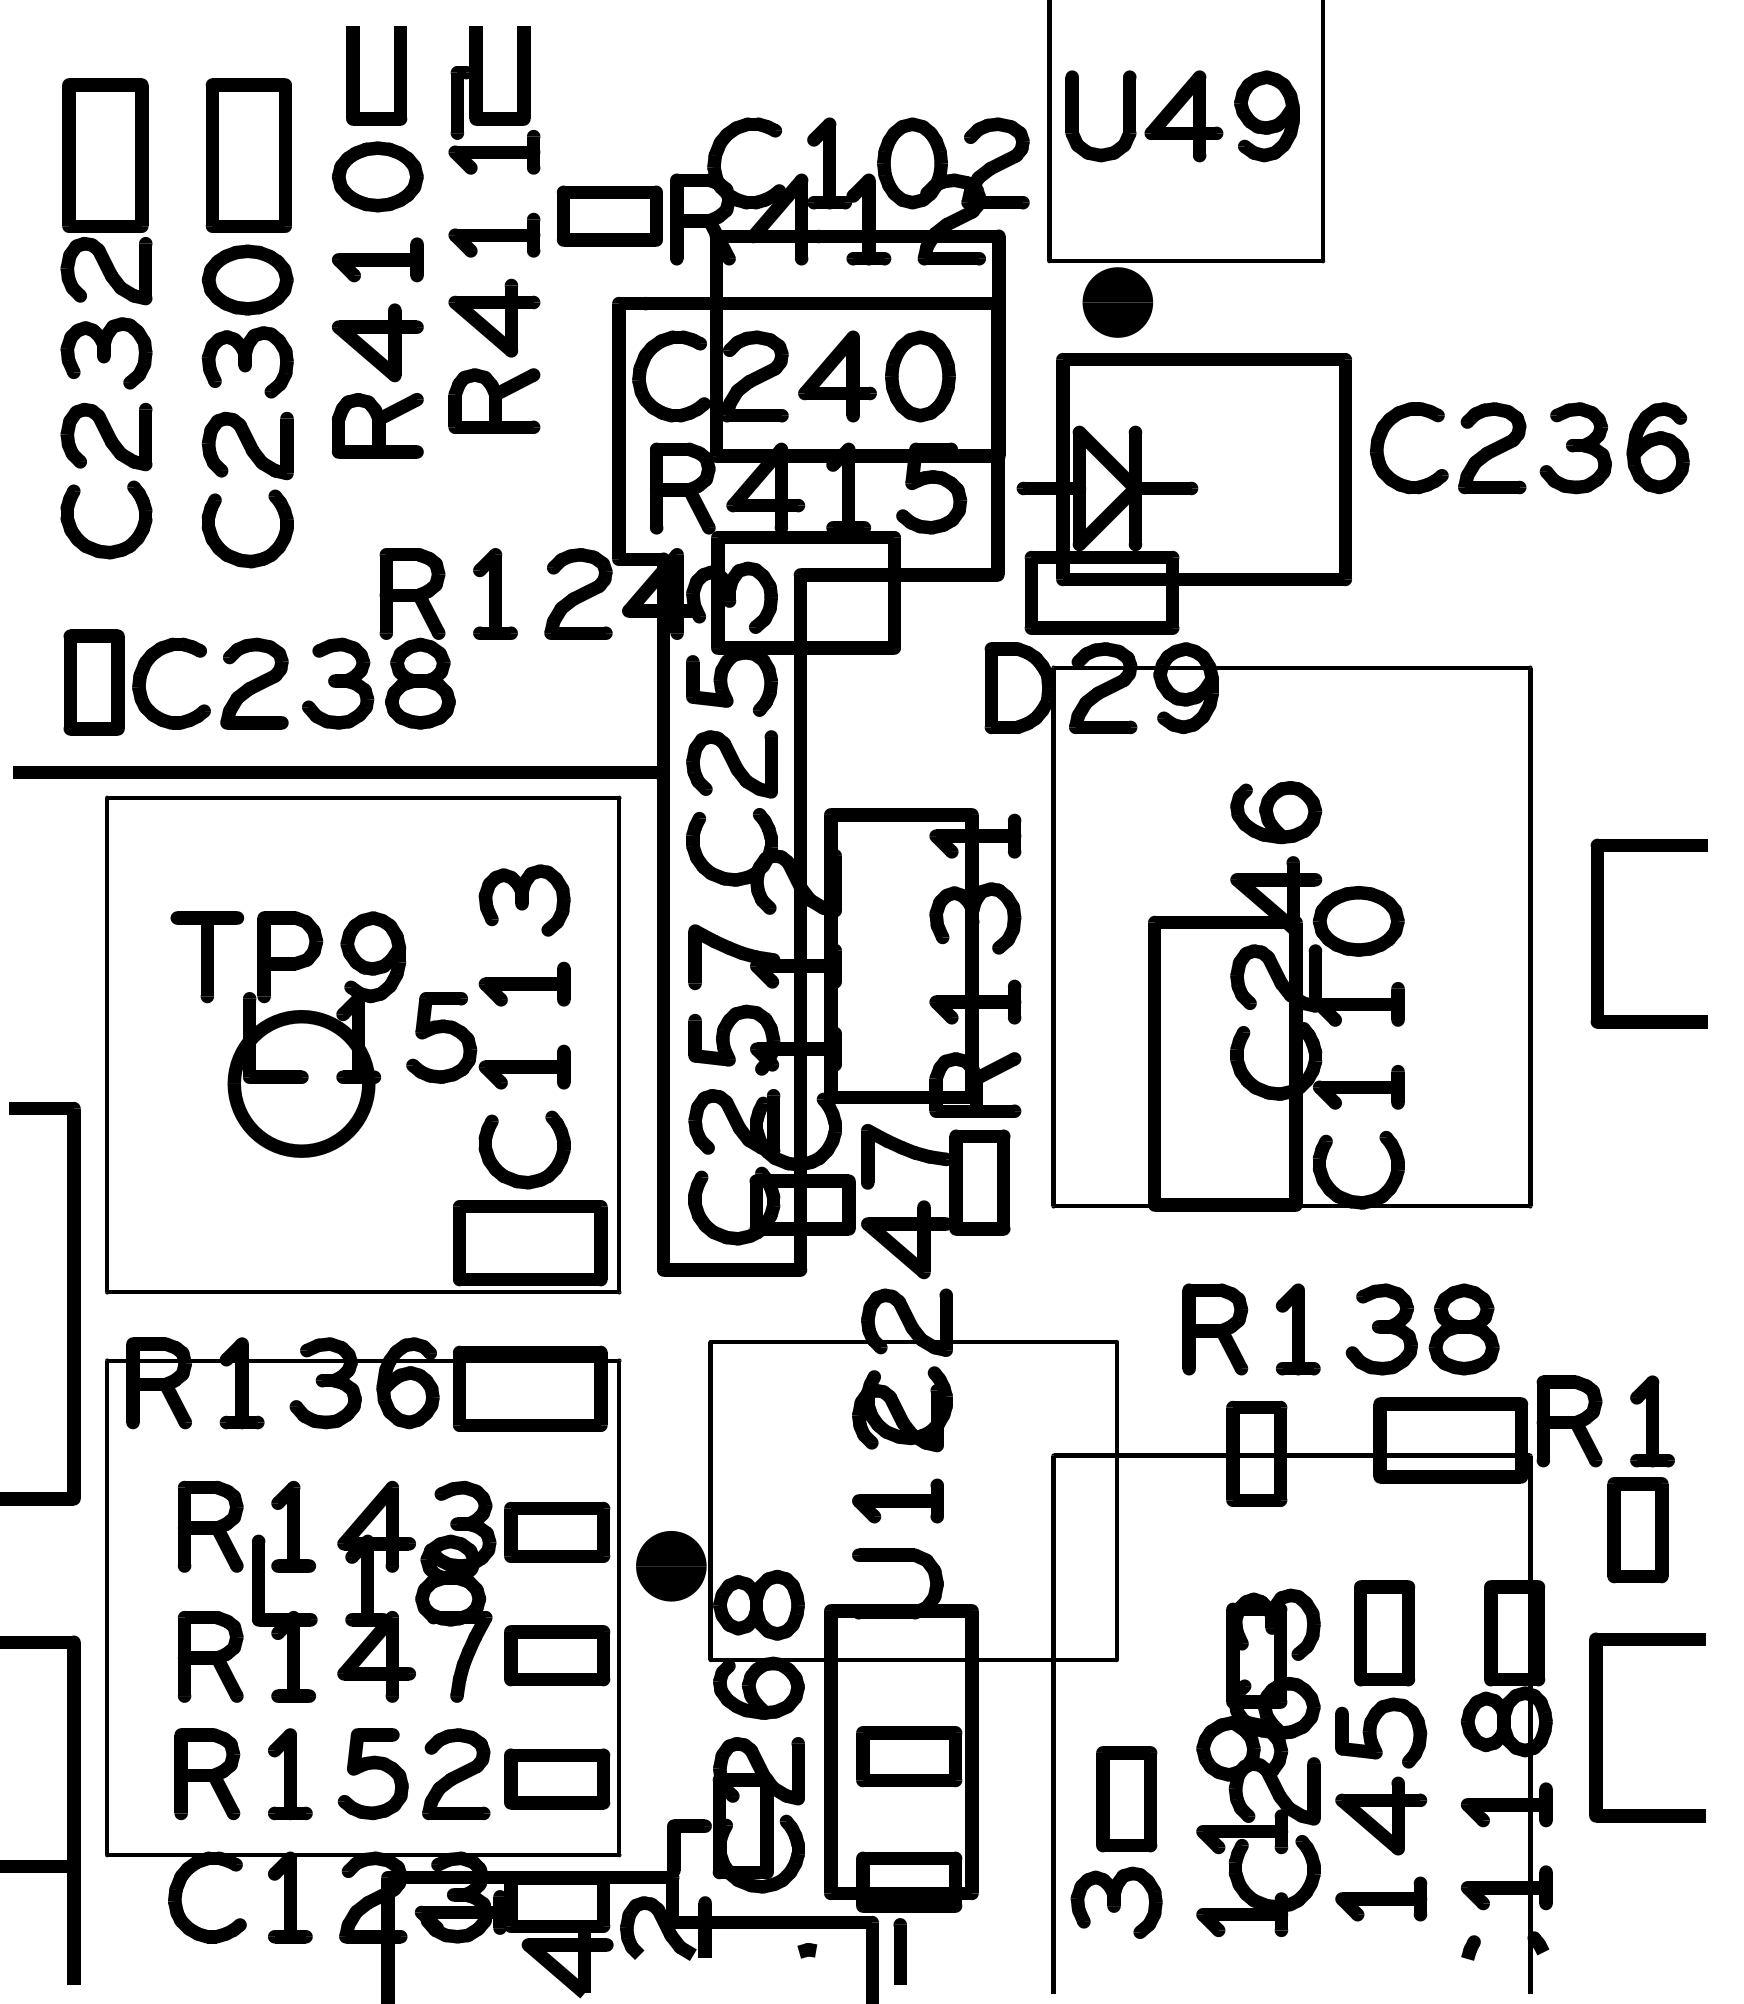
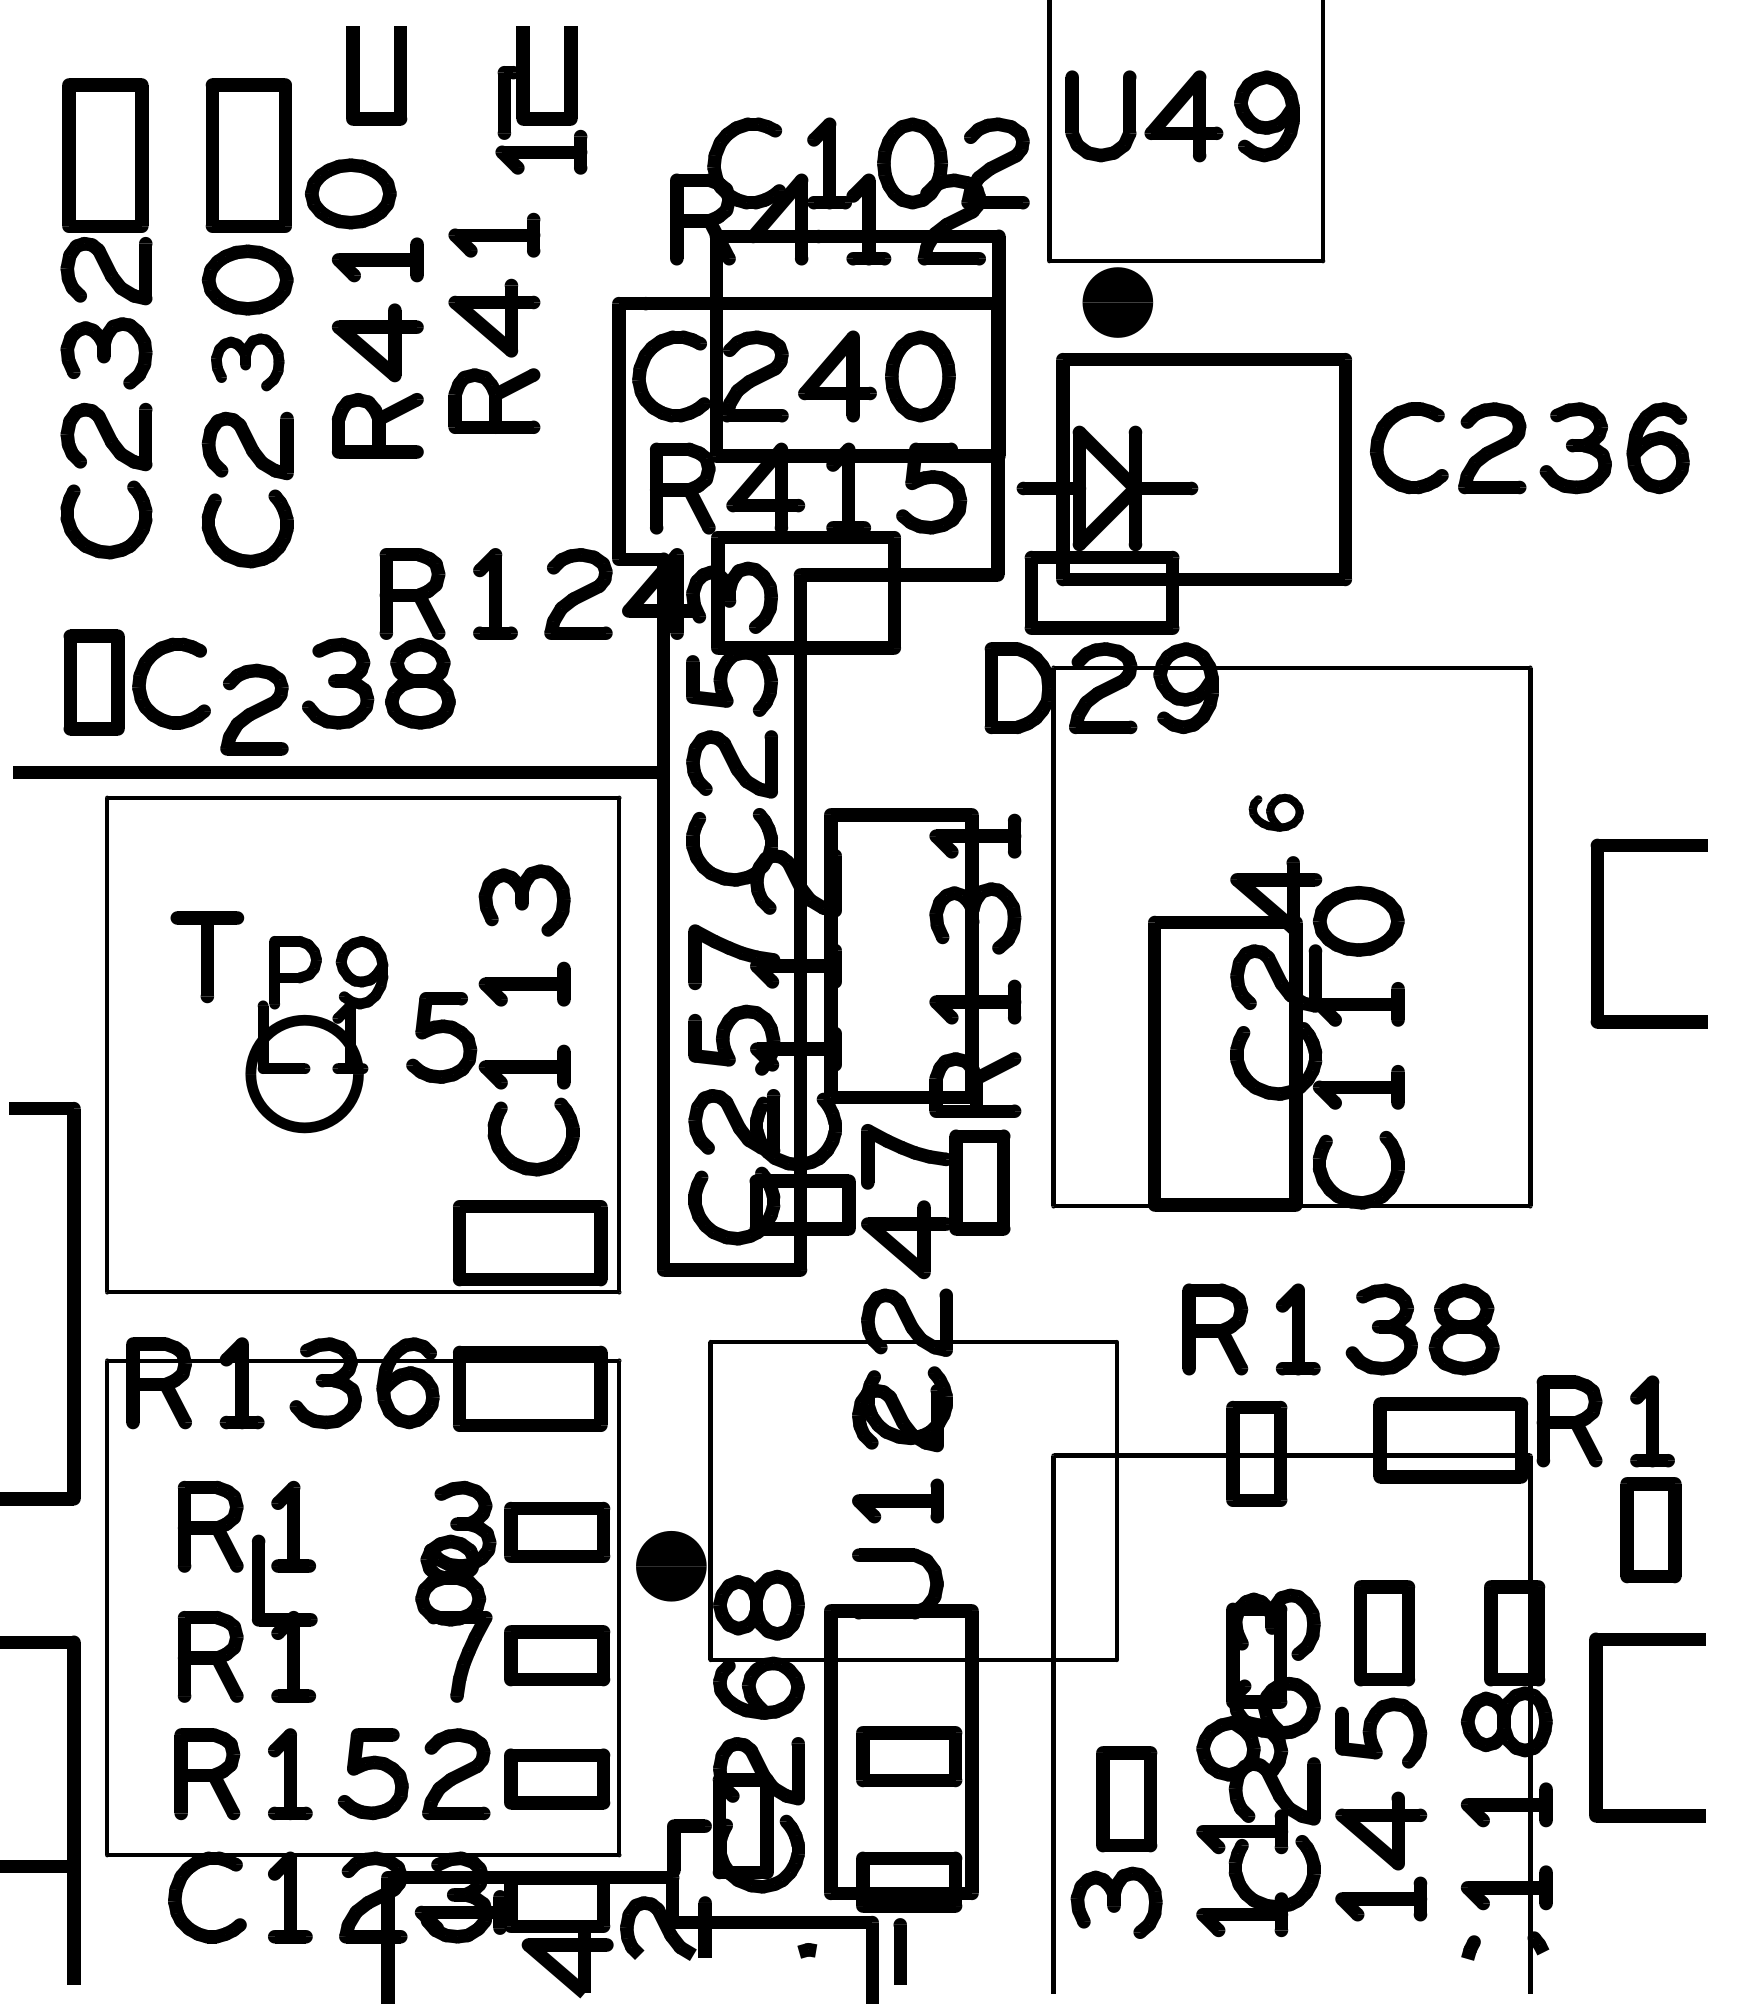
part position: (482, 100) -> (529, 100) (529, 100)
part position: (377, 176) -> (350, 193) (350, 193)
part: present -> none (609, 215)
part size: 93x73 px -> 74x59 px (247, 362)
part position: (254, 683) -> (254, 709) (254, 709)
part size: 93x64 px -> 56x39 px (1275, 812)
part size: 180x247 px -> 144x198 px (316, 1034)
part position: (515, 1173) -> (524, 1160) (524, 1160)
part position: (1637, 1530) -> (1650, 1530) (1650, 1530)
part: present -> none (376, 1591)
part position: (1381, 1815) -> (1381, 1830) (1381, 1830)
